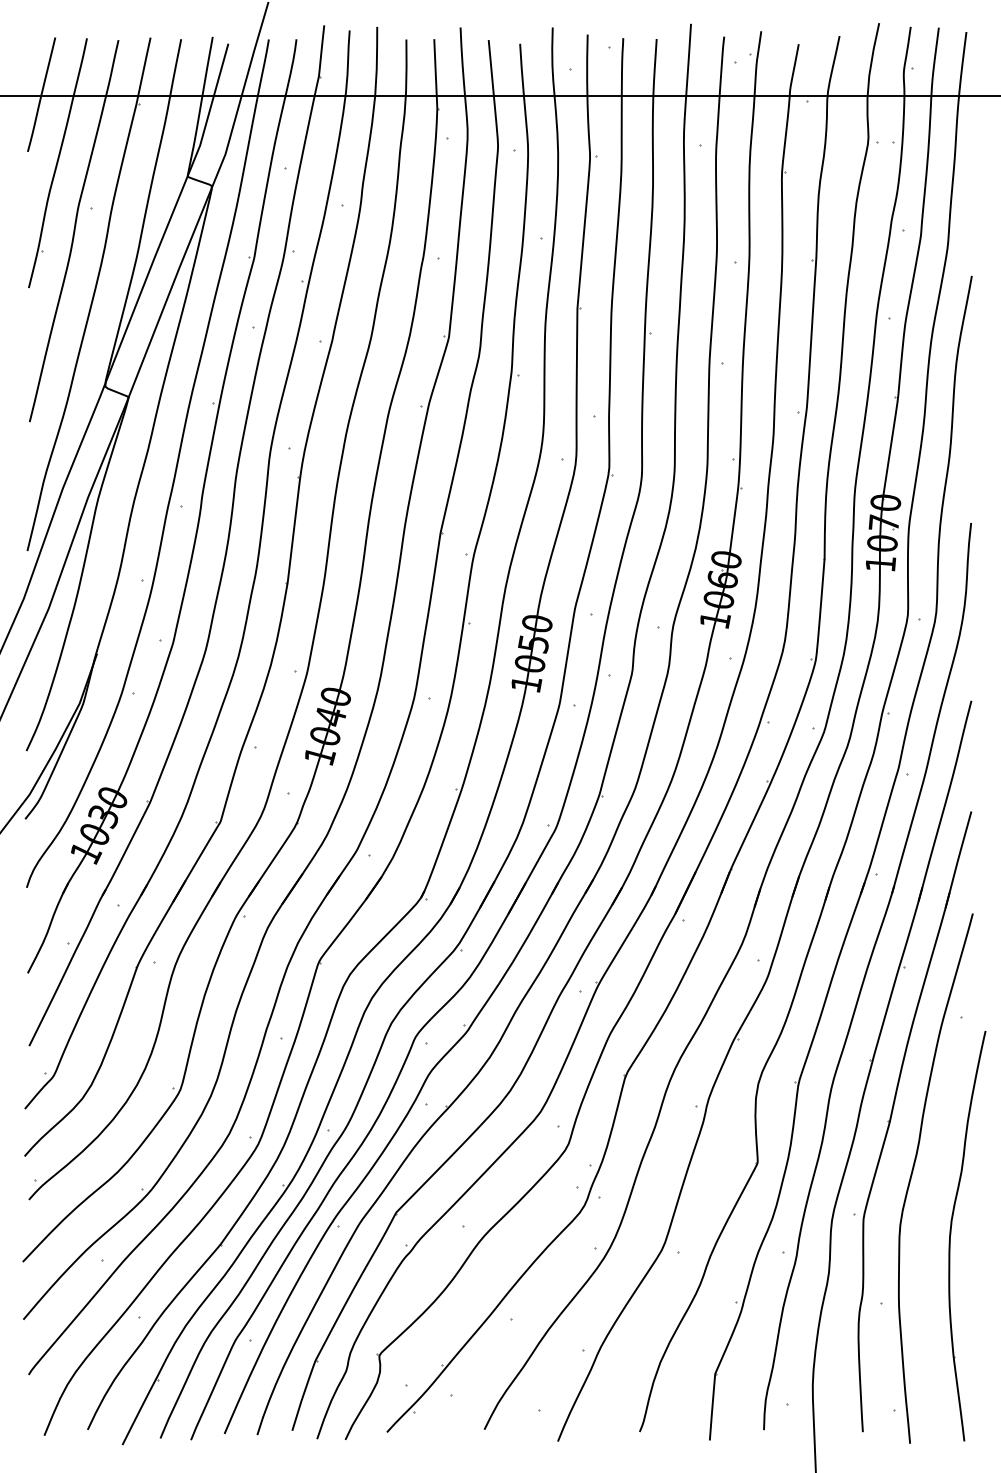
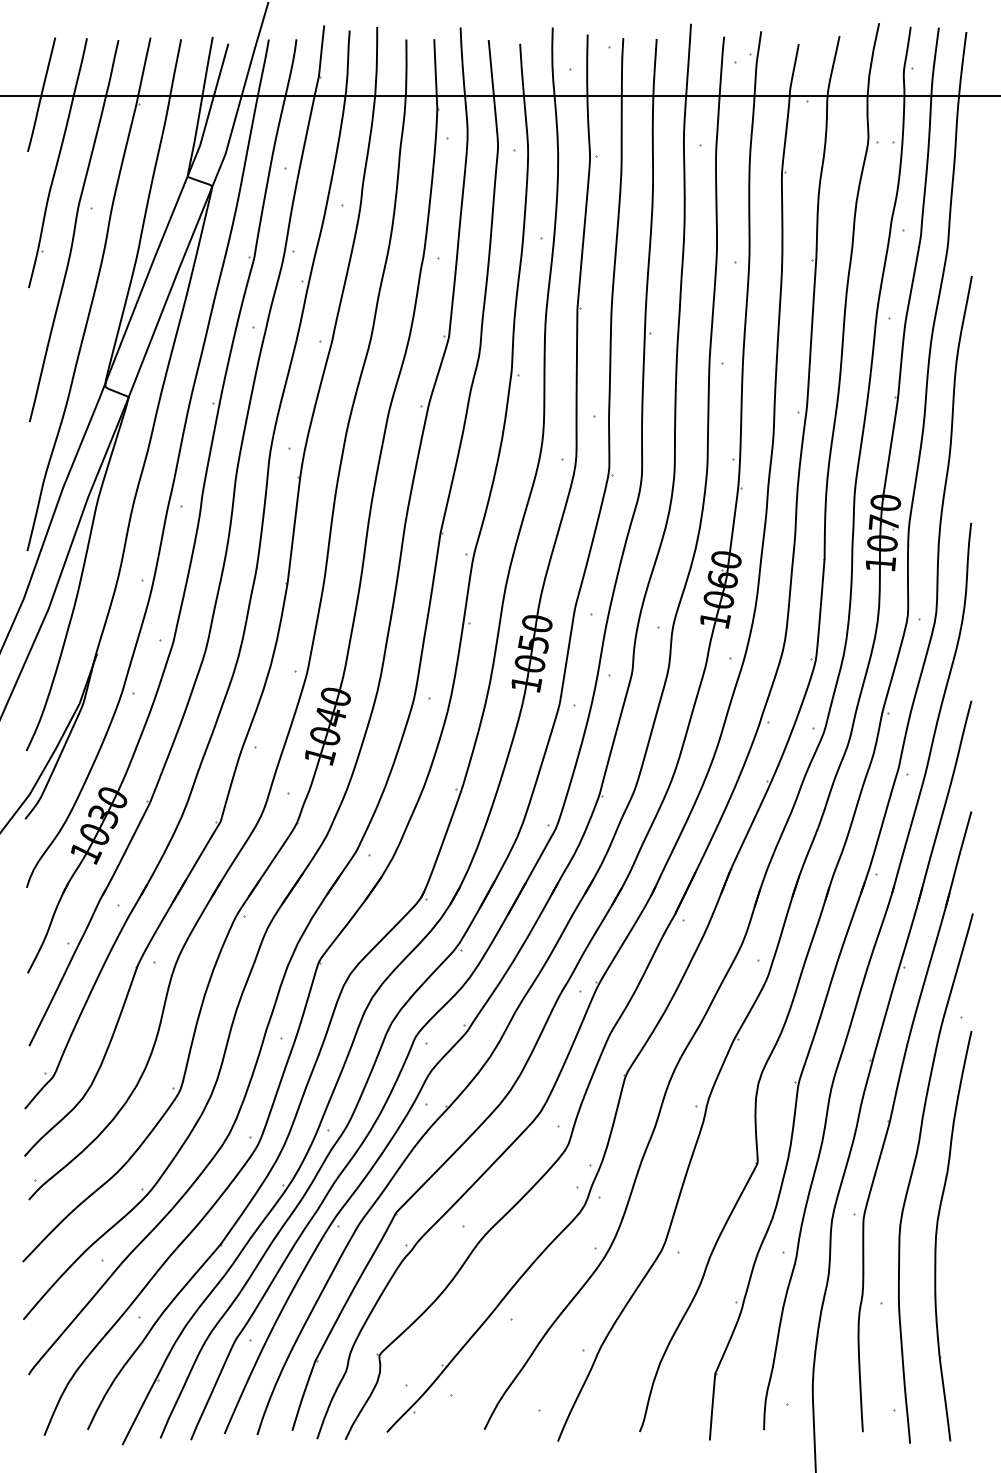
part position: (951, 1234) -> (937, 1234) (937, 1234)
